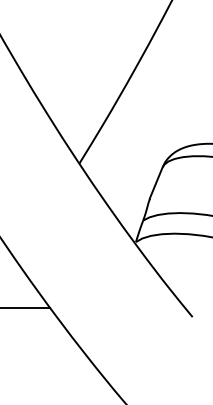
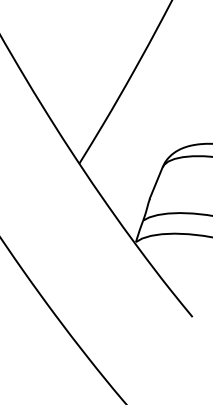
line: present -> none (26, 308)
